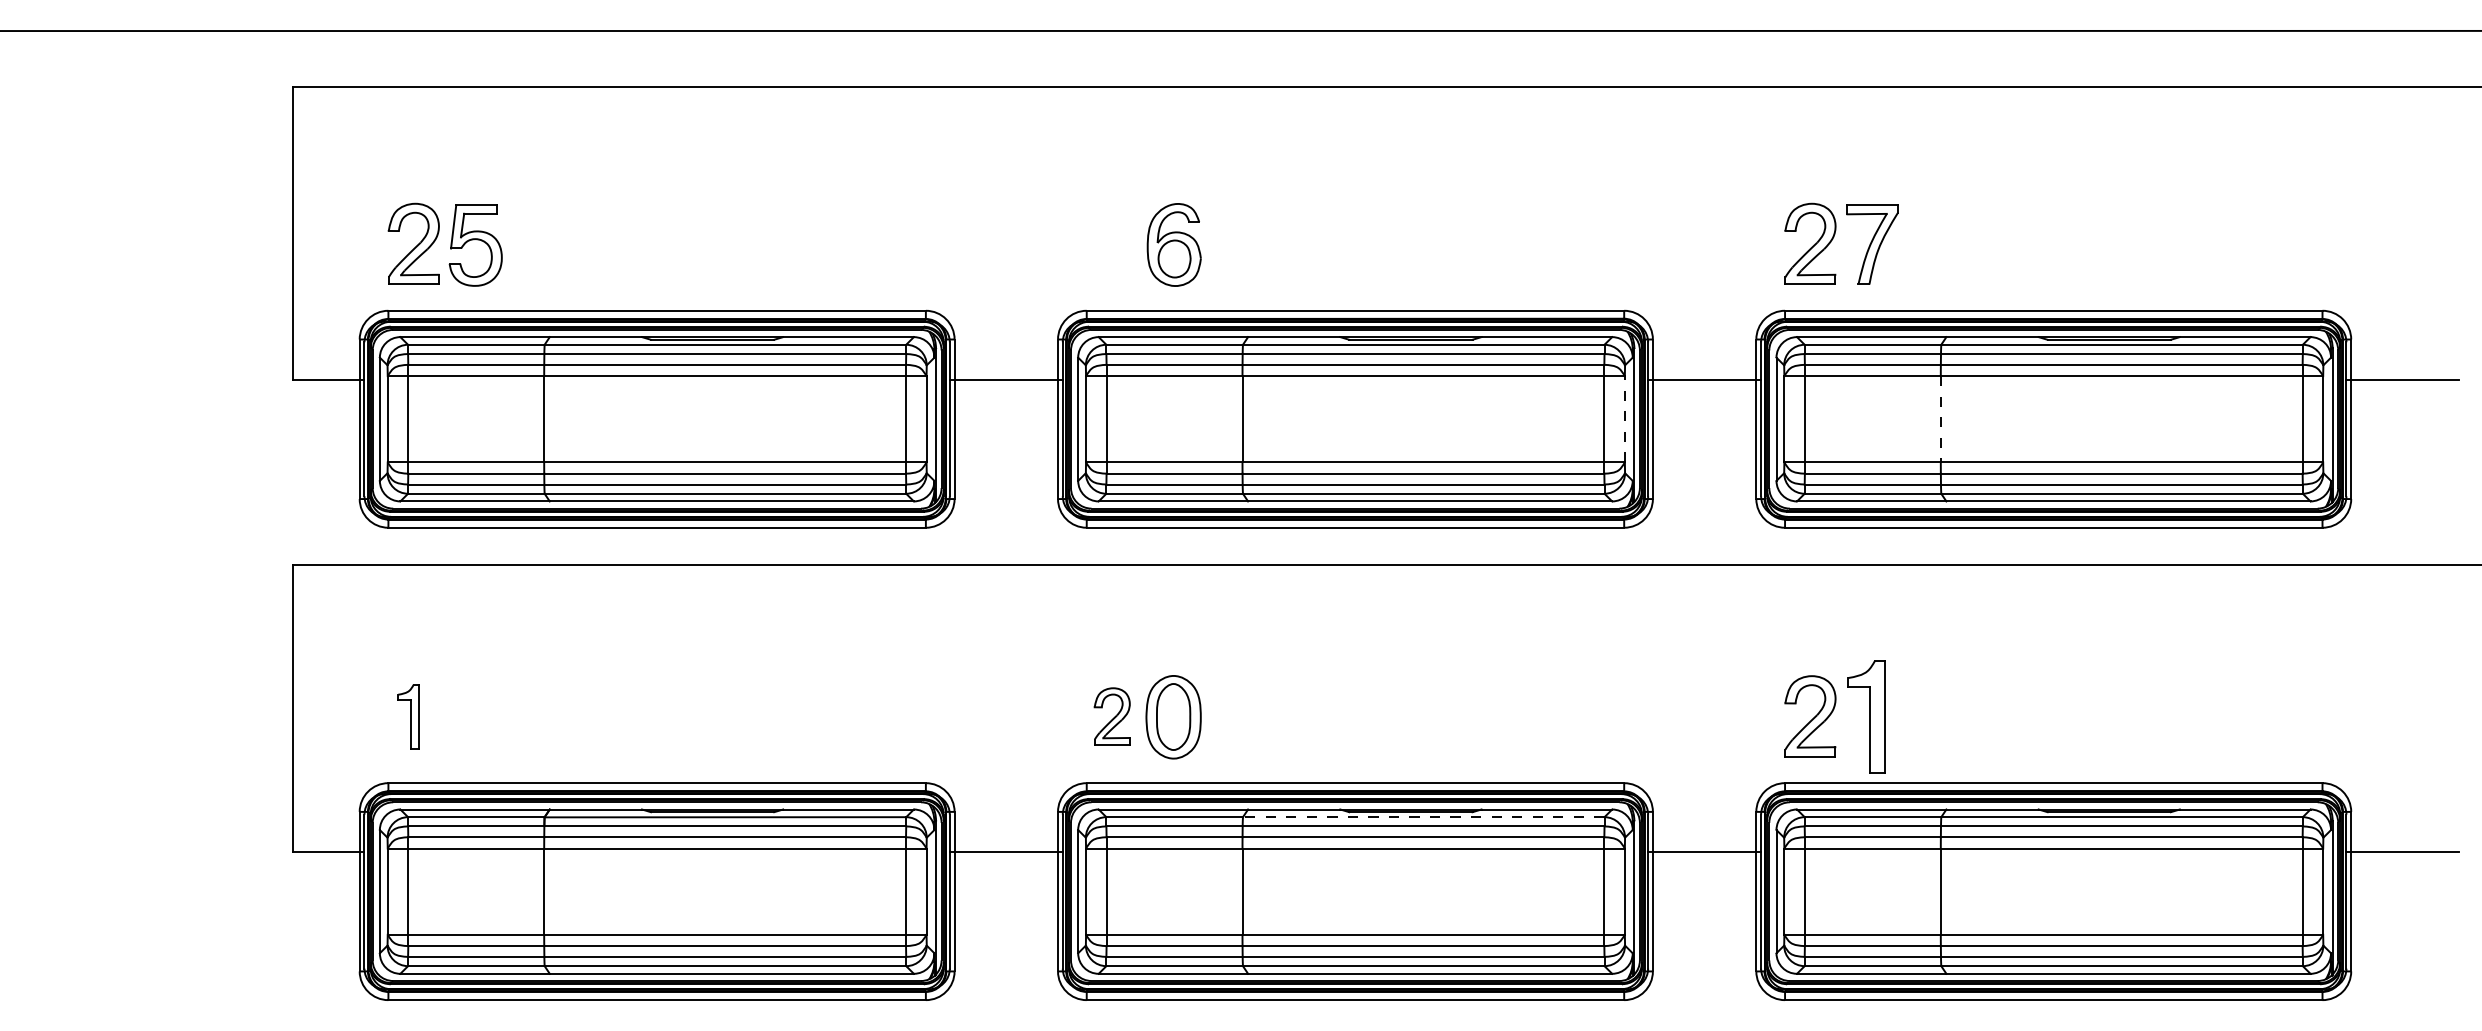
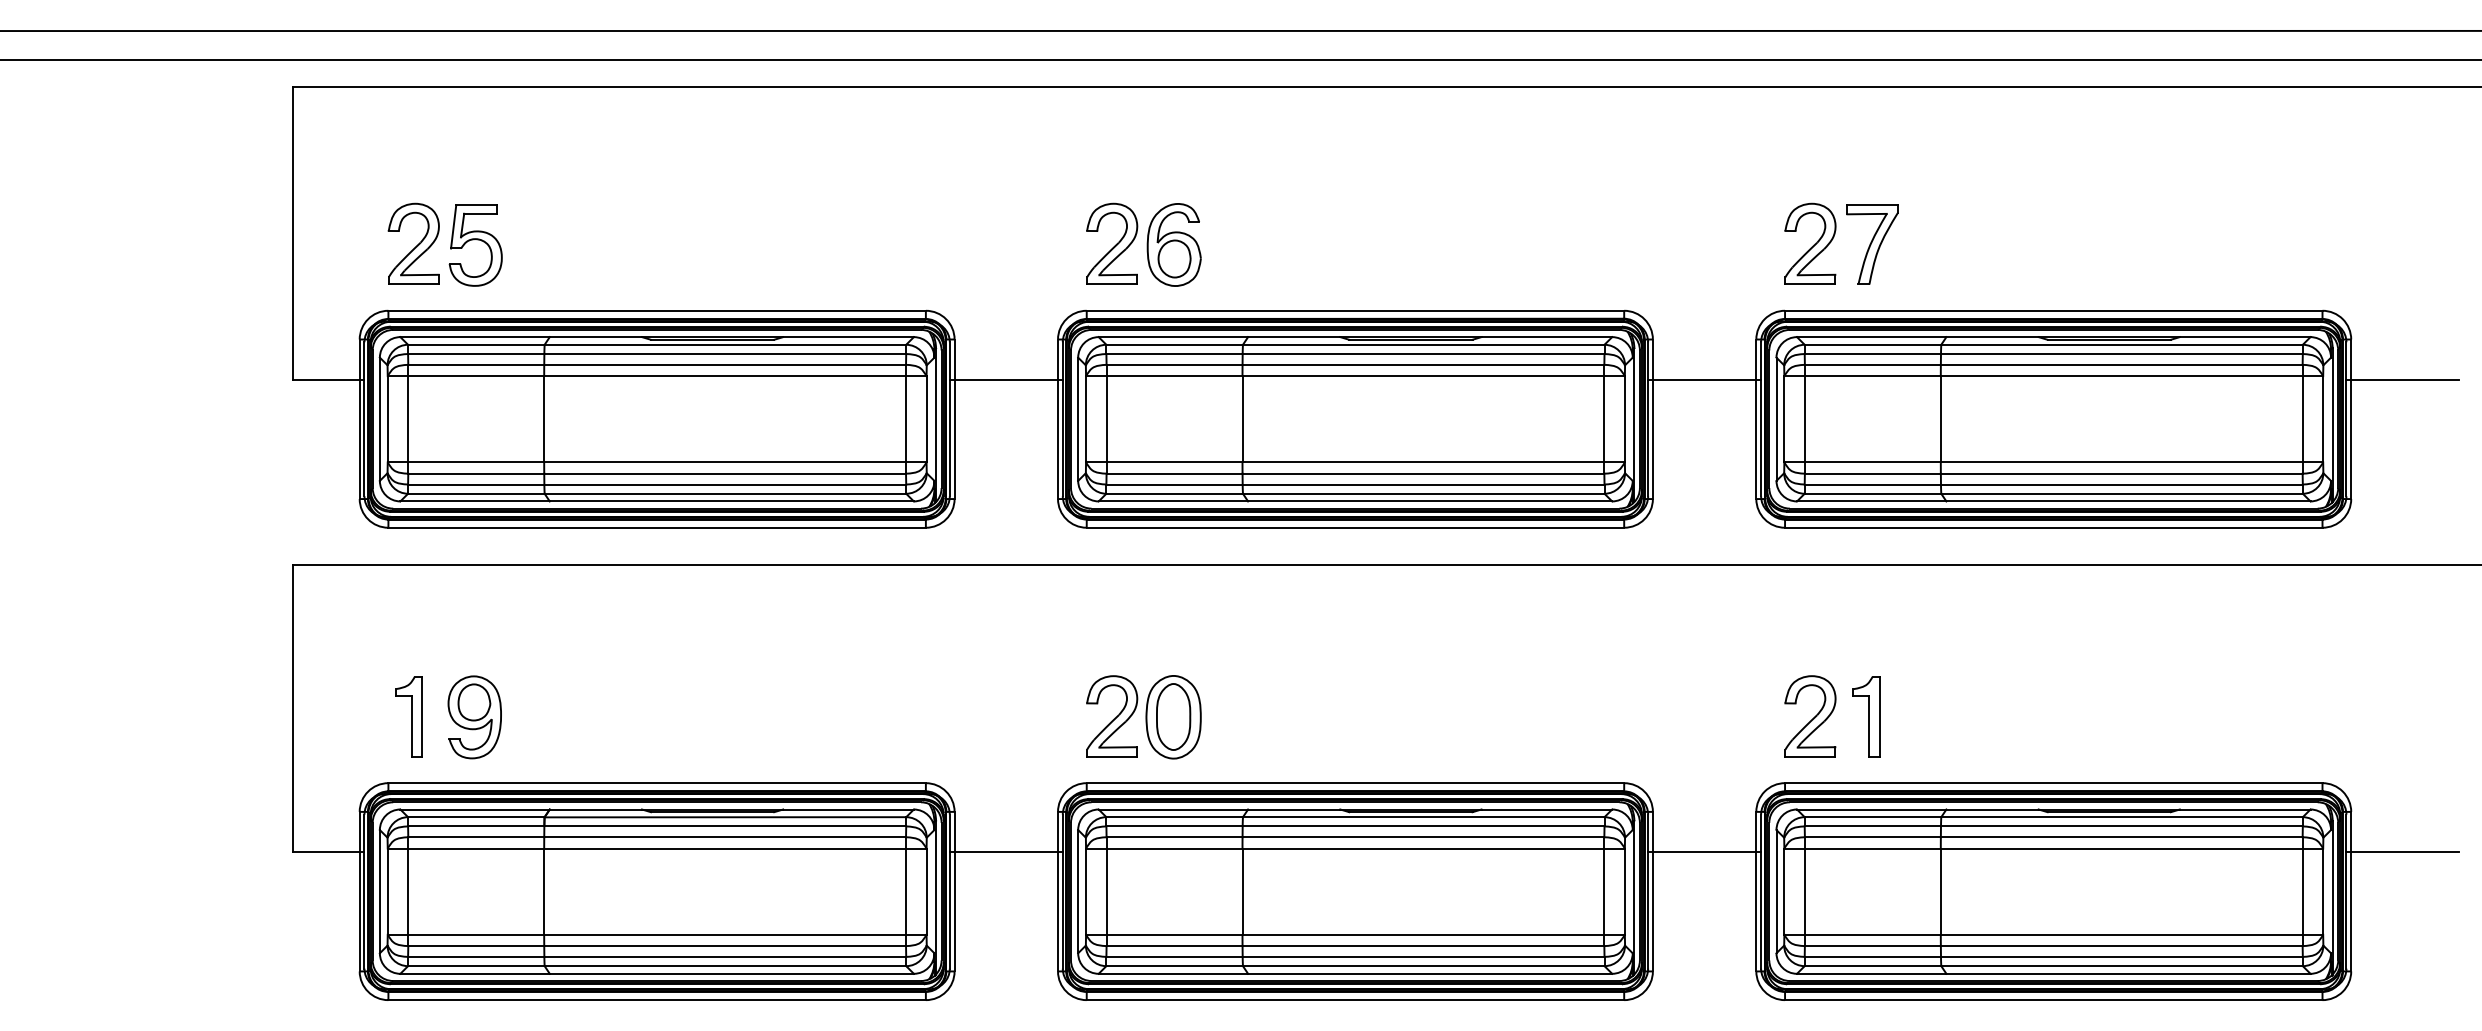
line: none -> present (1240, 59)
part: none -> present (1112, 243)
line: dashed -> solid (1624, 418)
line: dashed -> solid (1940, 419)
part size: 23x66 px -> 28x82 px (408, 716)
part size: 38x59 px -> 53x83 px (1112, 716)
part size: 39x114 px -> 29x82 px (1866, 716)
part: none -> present (474, 717)
line: dashed -> solid (1423, 817)
